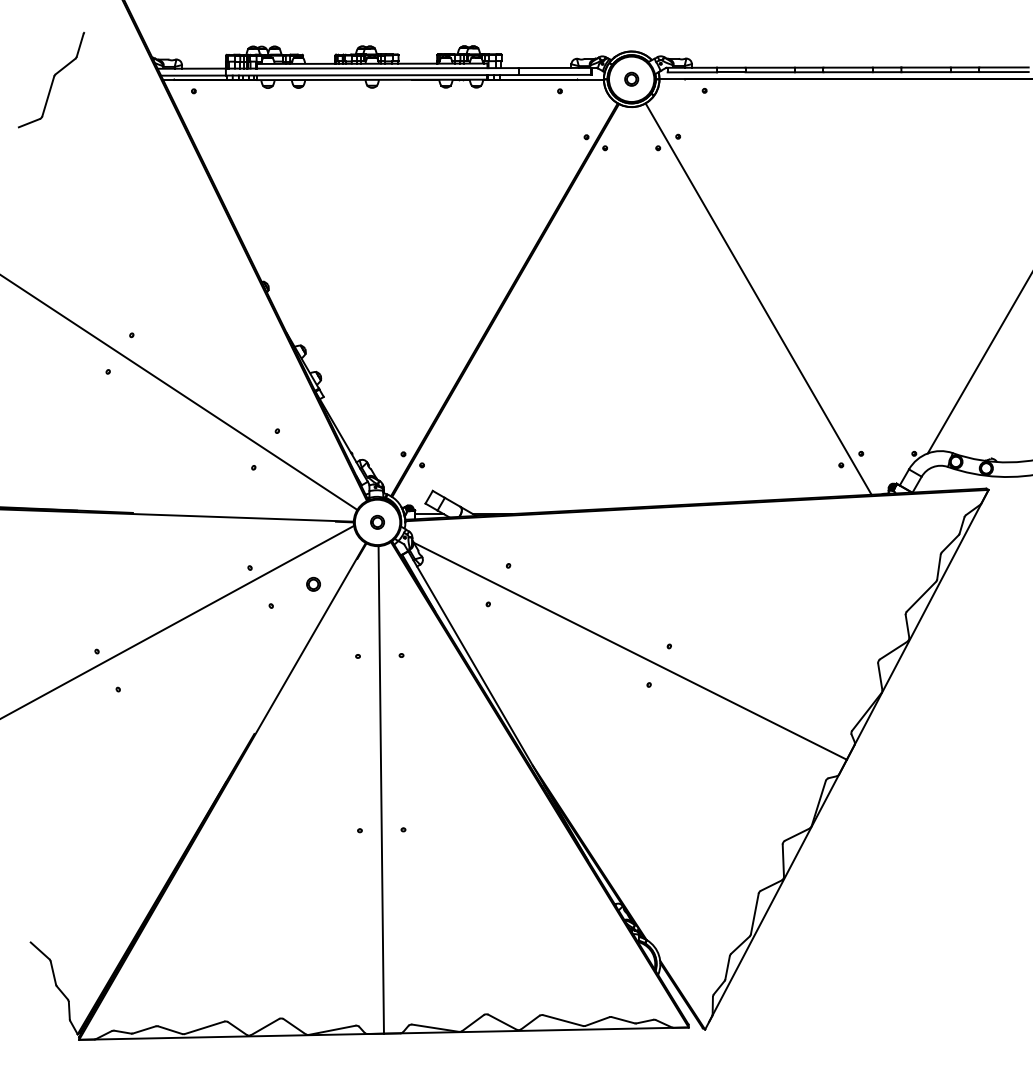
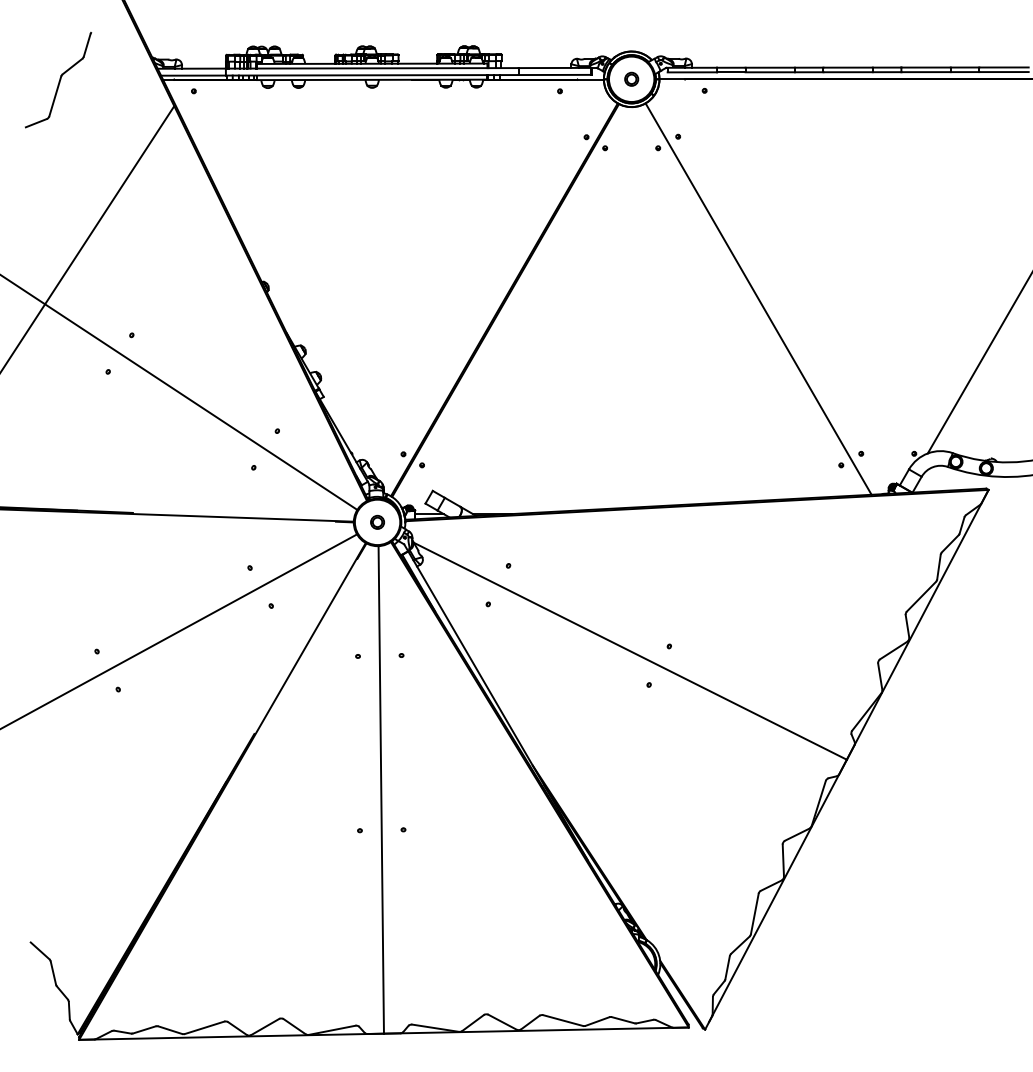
part position: (51, 80) -> (58, 80) (58, 80)
line: none -> present (88, 237)
part: present -> none (313, 583)
line position: (177, 621) -> (179, 631) (179, 631)
